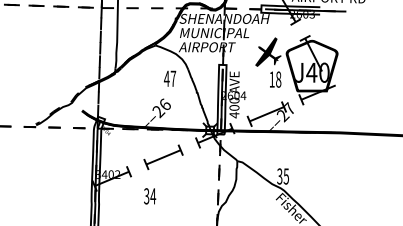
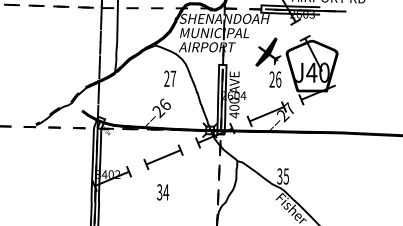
text: 47 -> 27 (166, 78)
text: 18 -> 26 (275, 79)
text position: (150, 196) -> (163, 192) (163, 192)
